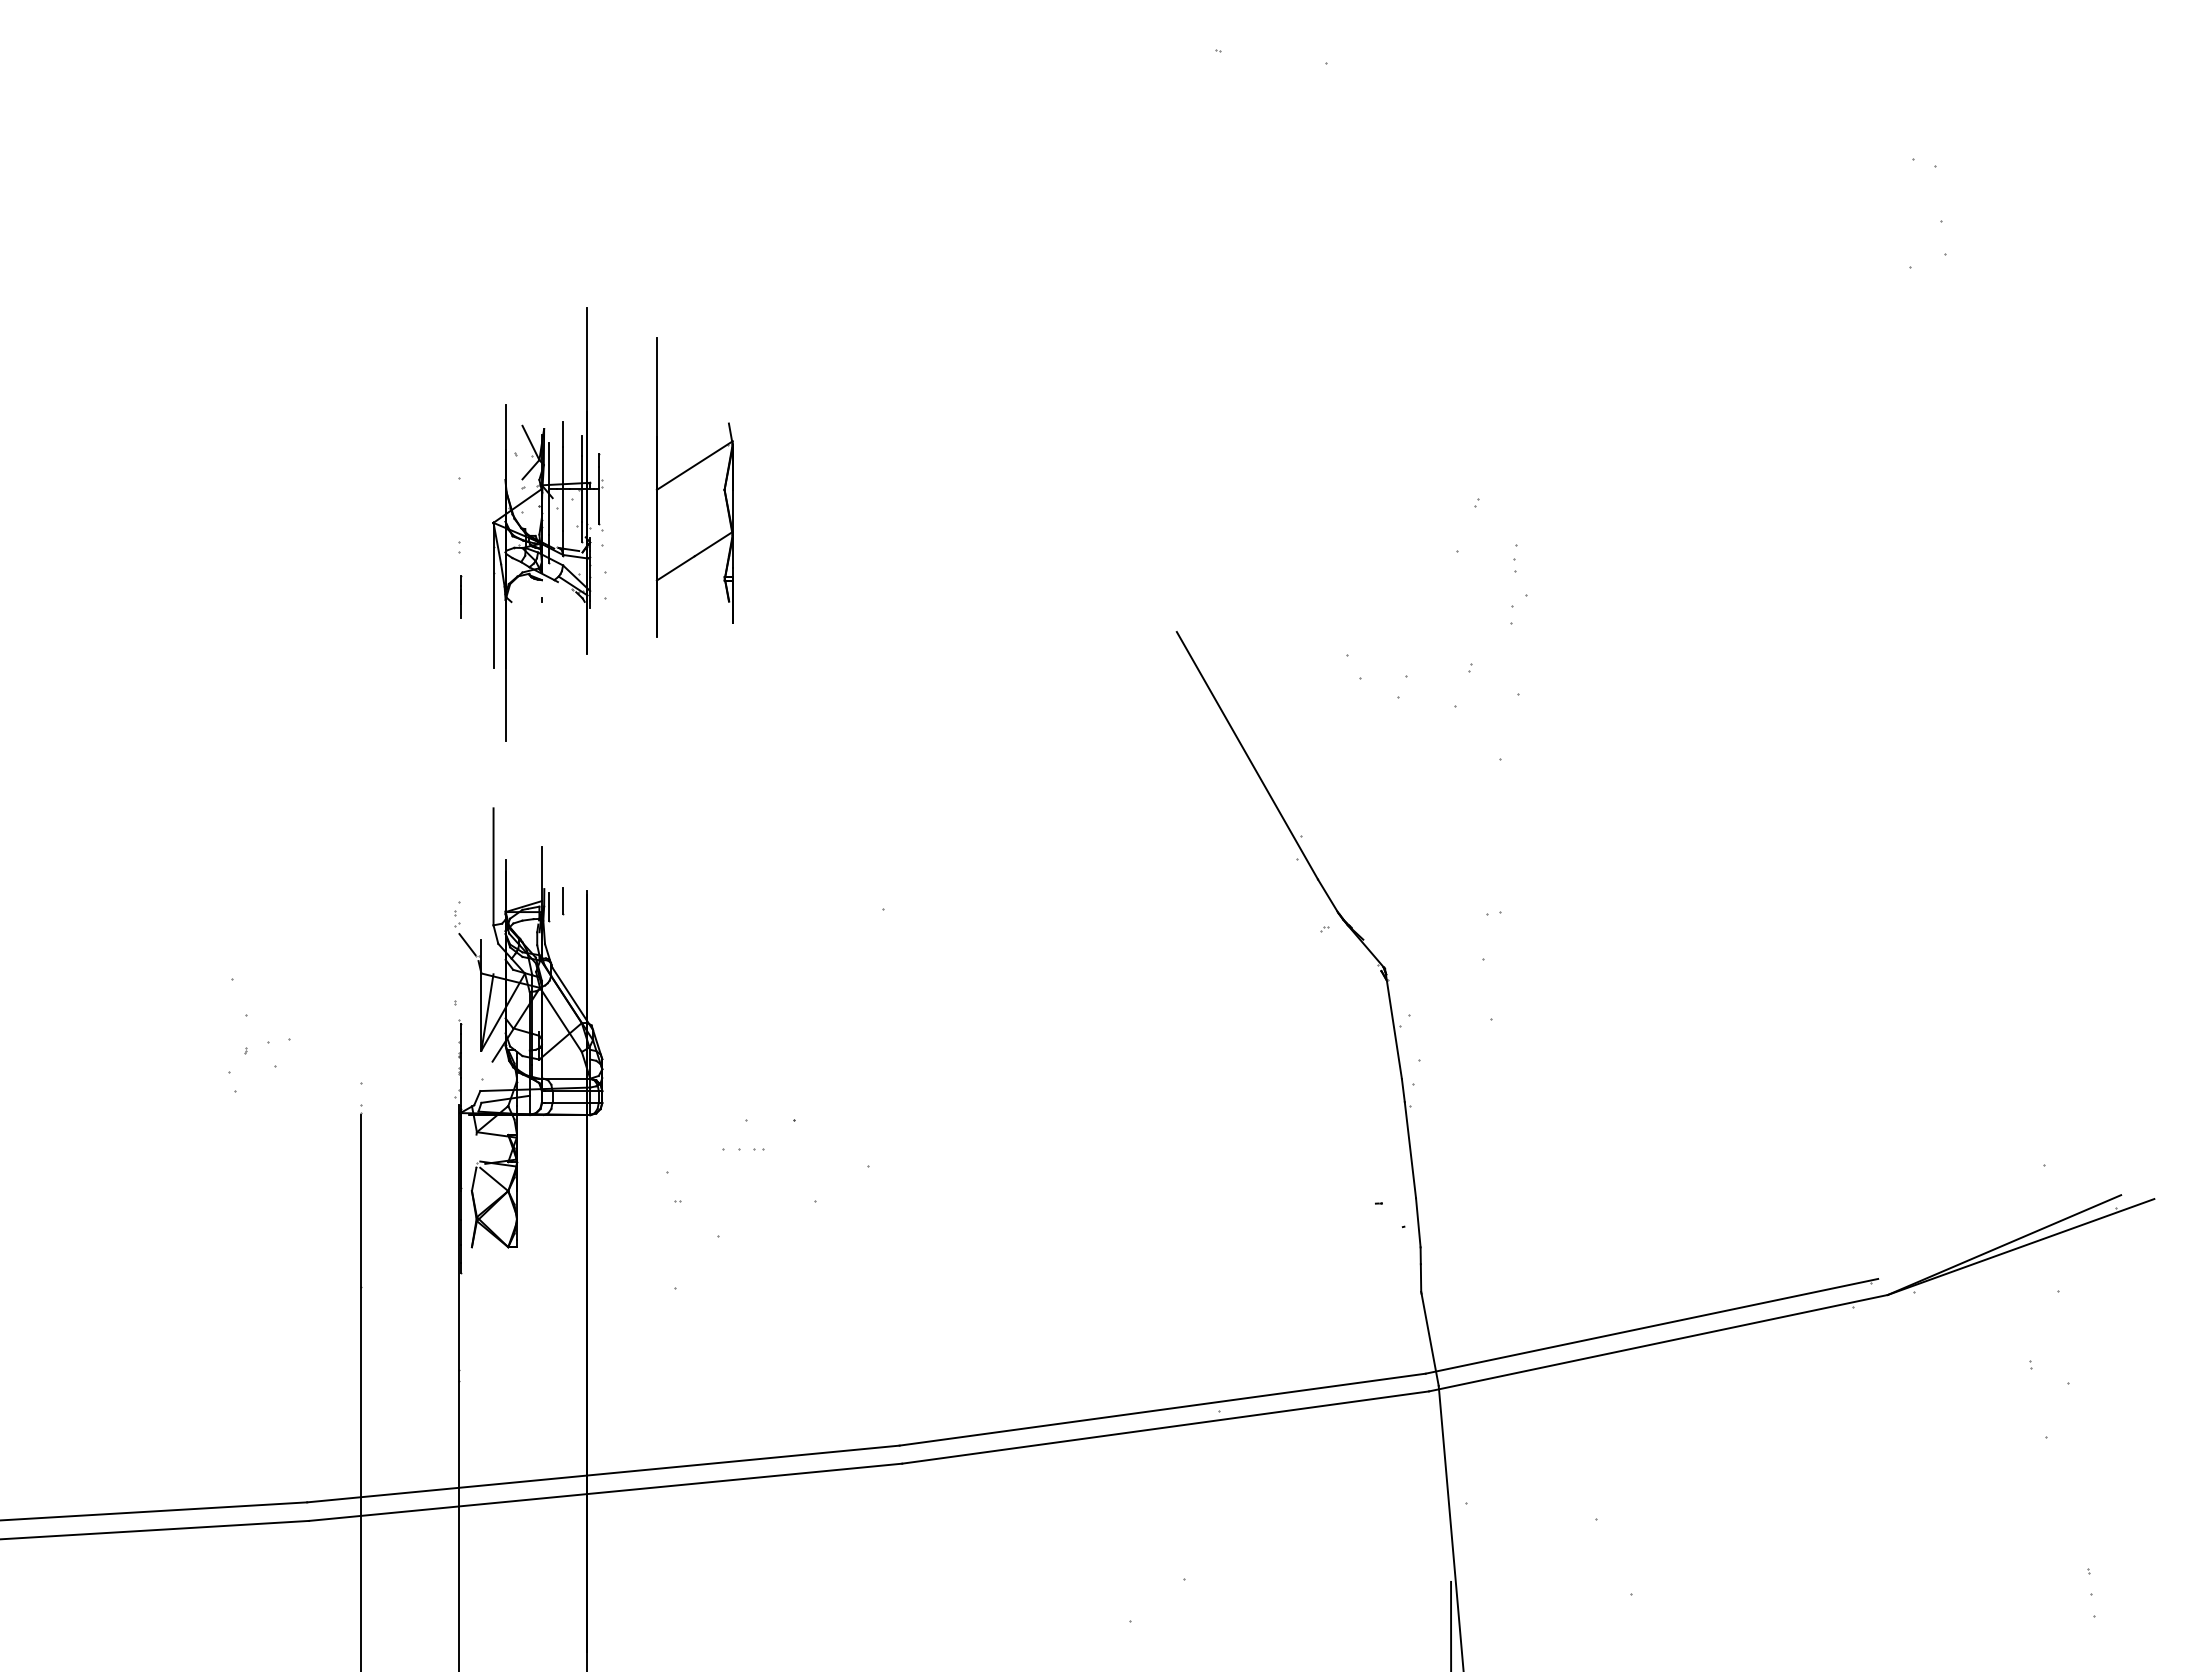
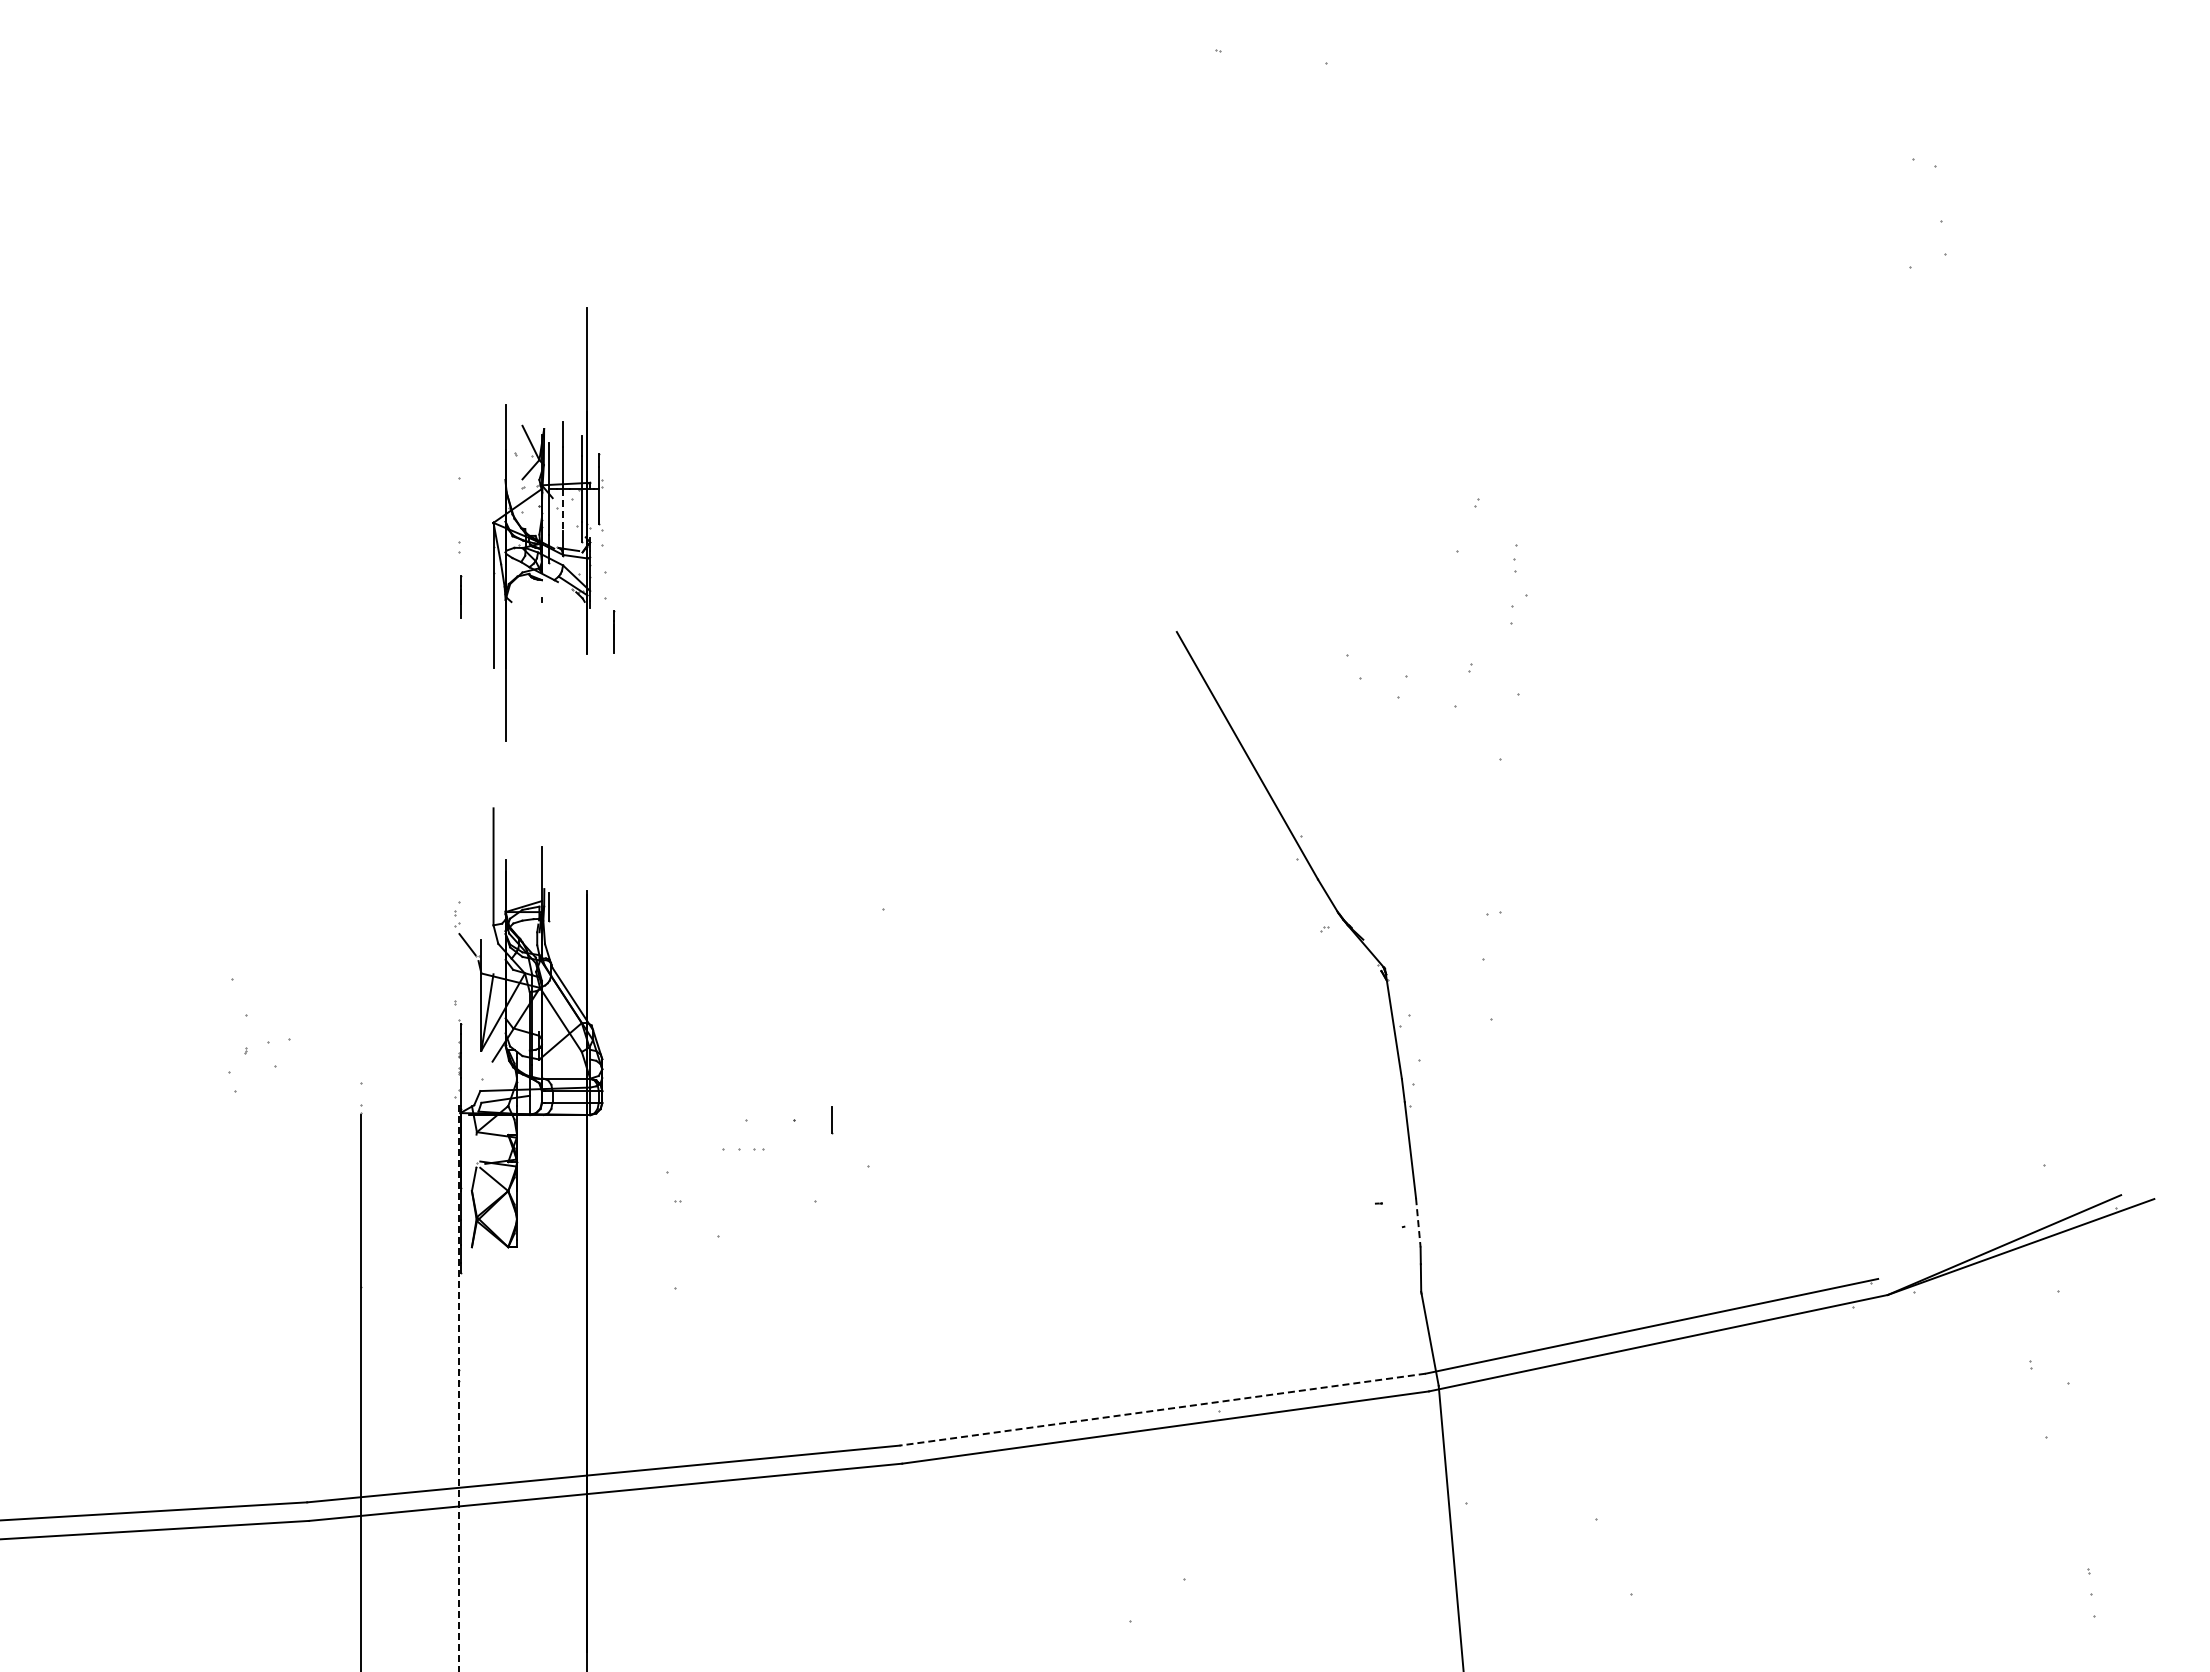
part: present -> none (694, 487)
line: solid -> dashed (562, 509)
line: none -> present (614, 631)
line position: (563, 901) -> (832, 1120) (832, 1120)
line: solid -> dashed (1418, 1222)
line: solid -> dashed (459, 1388)
line: solid -> dashed (1162, 1409)
line: present -> none (1451, 1624)
